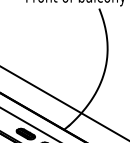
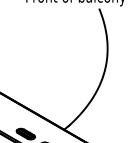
line: present -> none (64, 103)
line: present -> none (28, 123)
